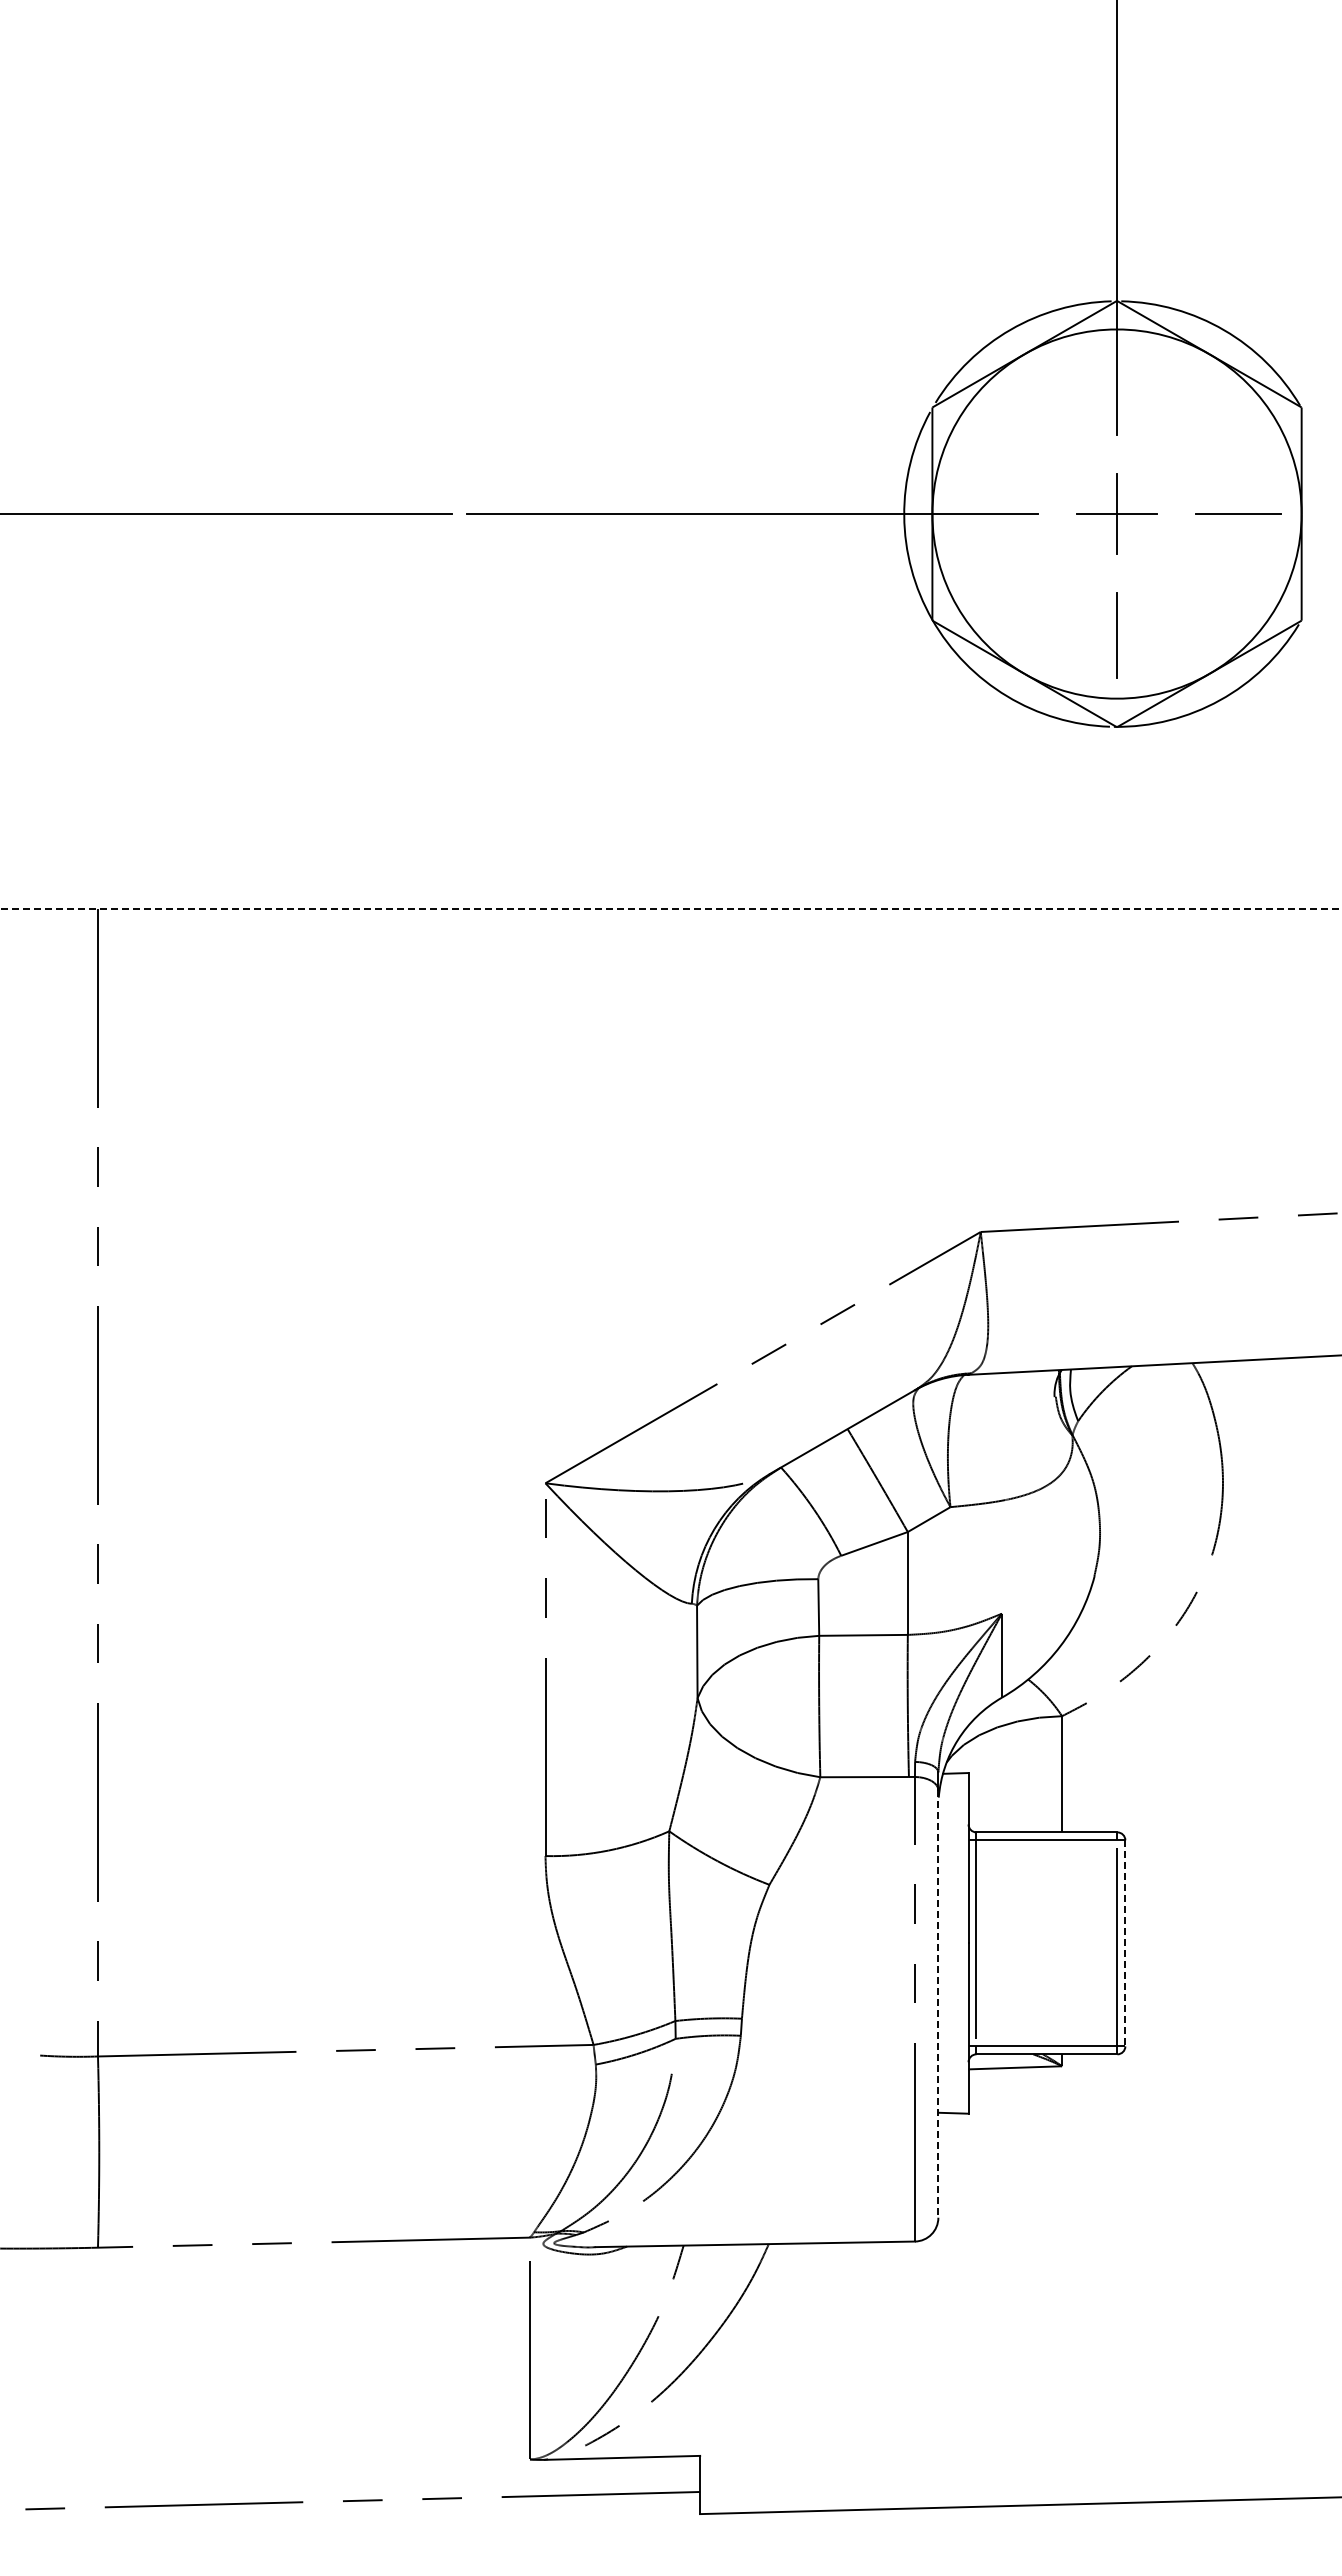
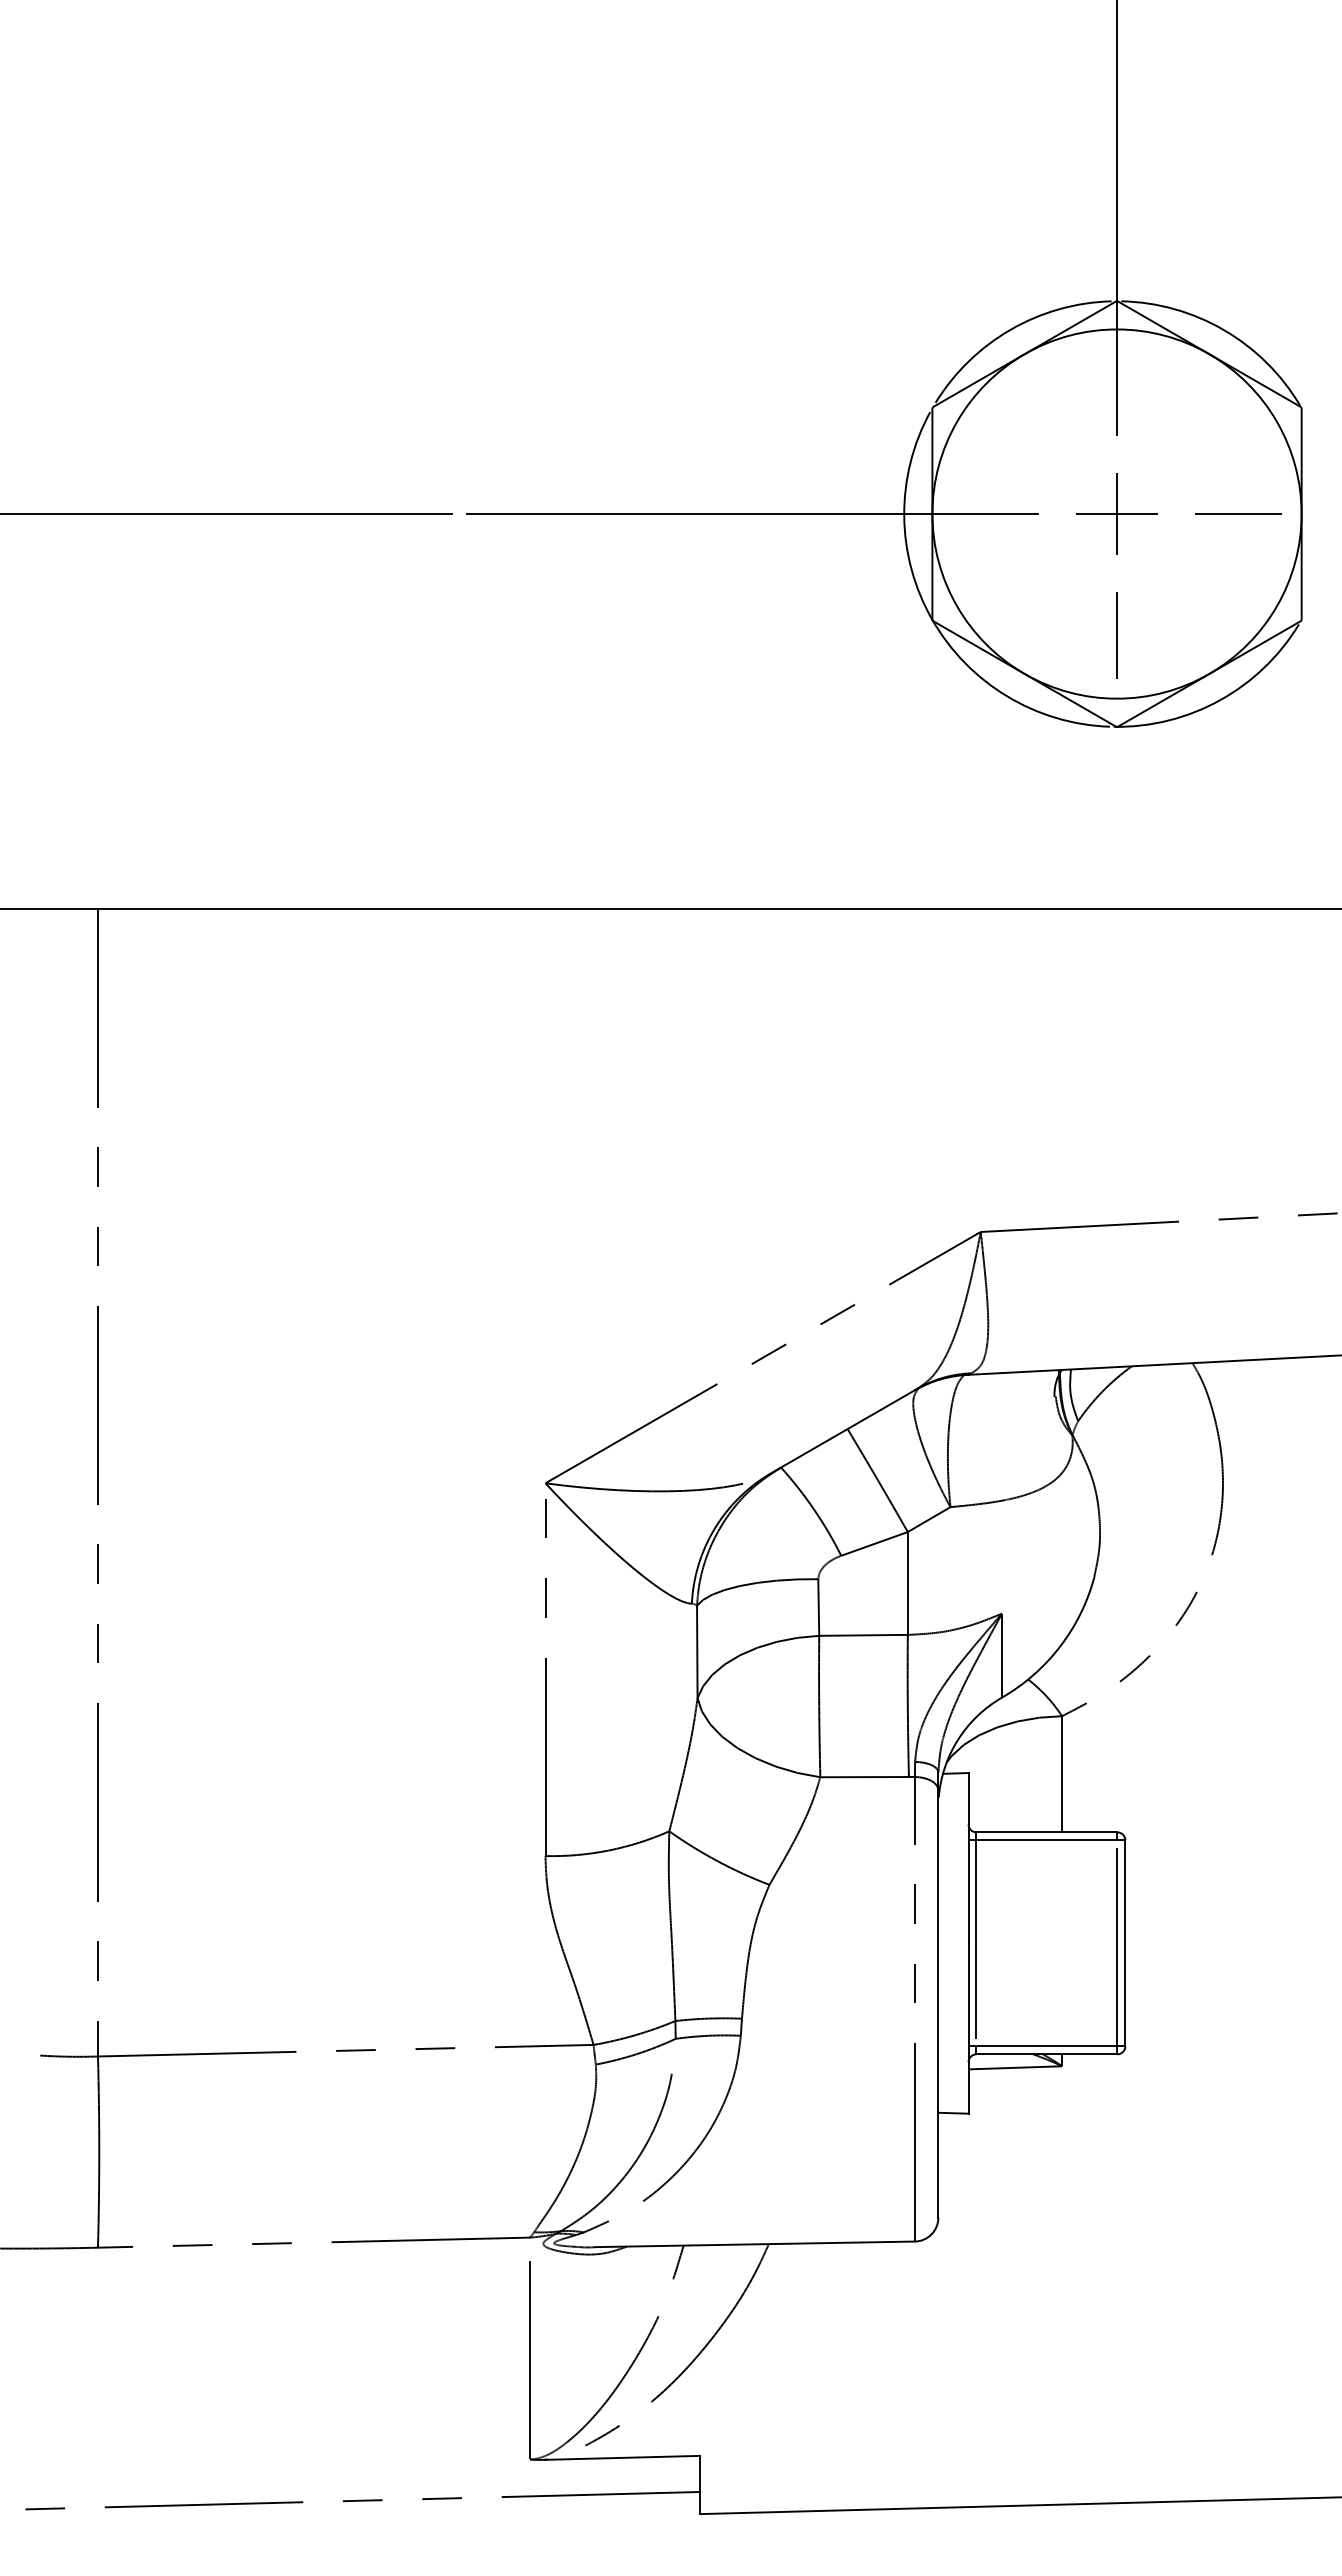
line: dashed -> solid (671, 909)
line: dashed -> solid (1125, 1943)
line: dashed -> solid (938, 2004)
